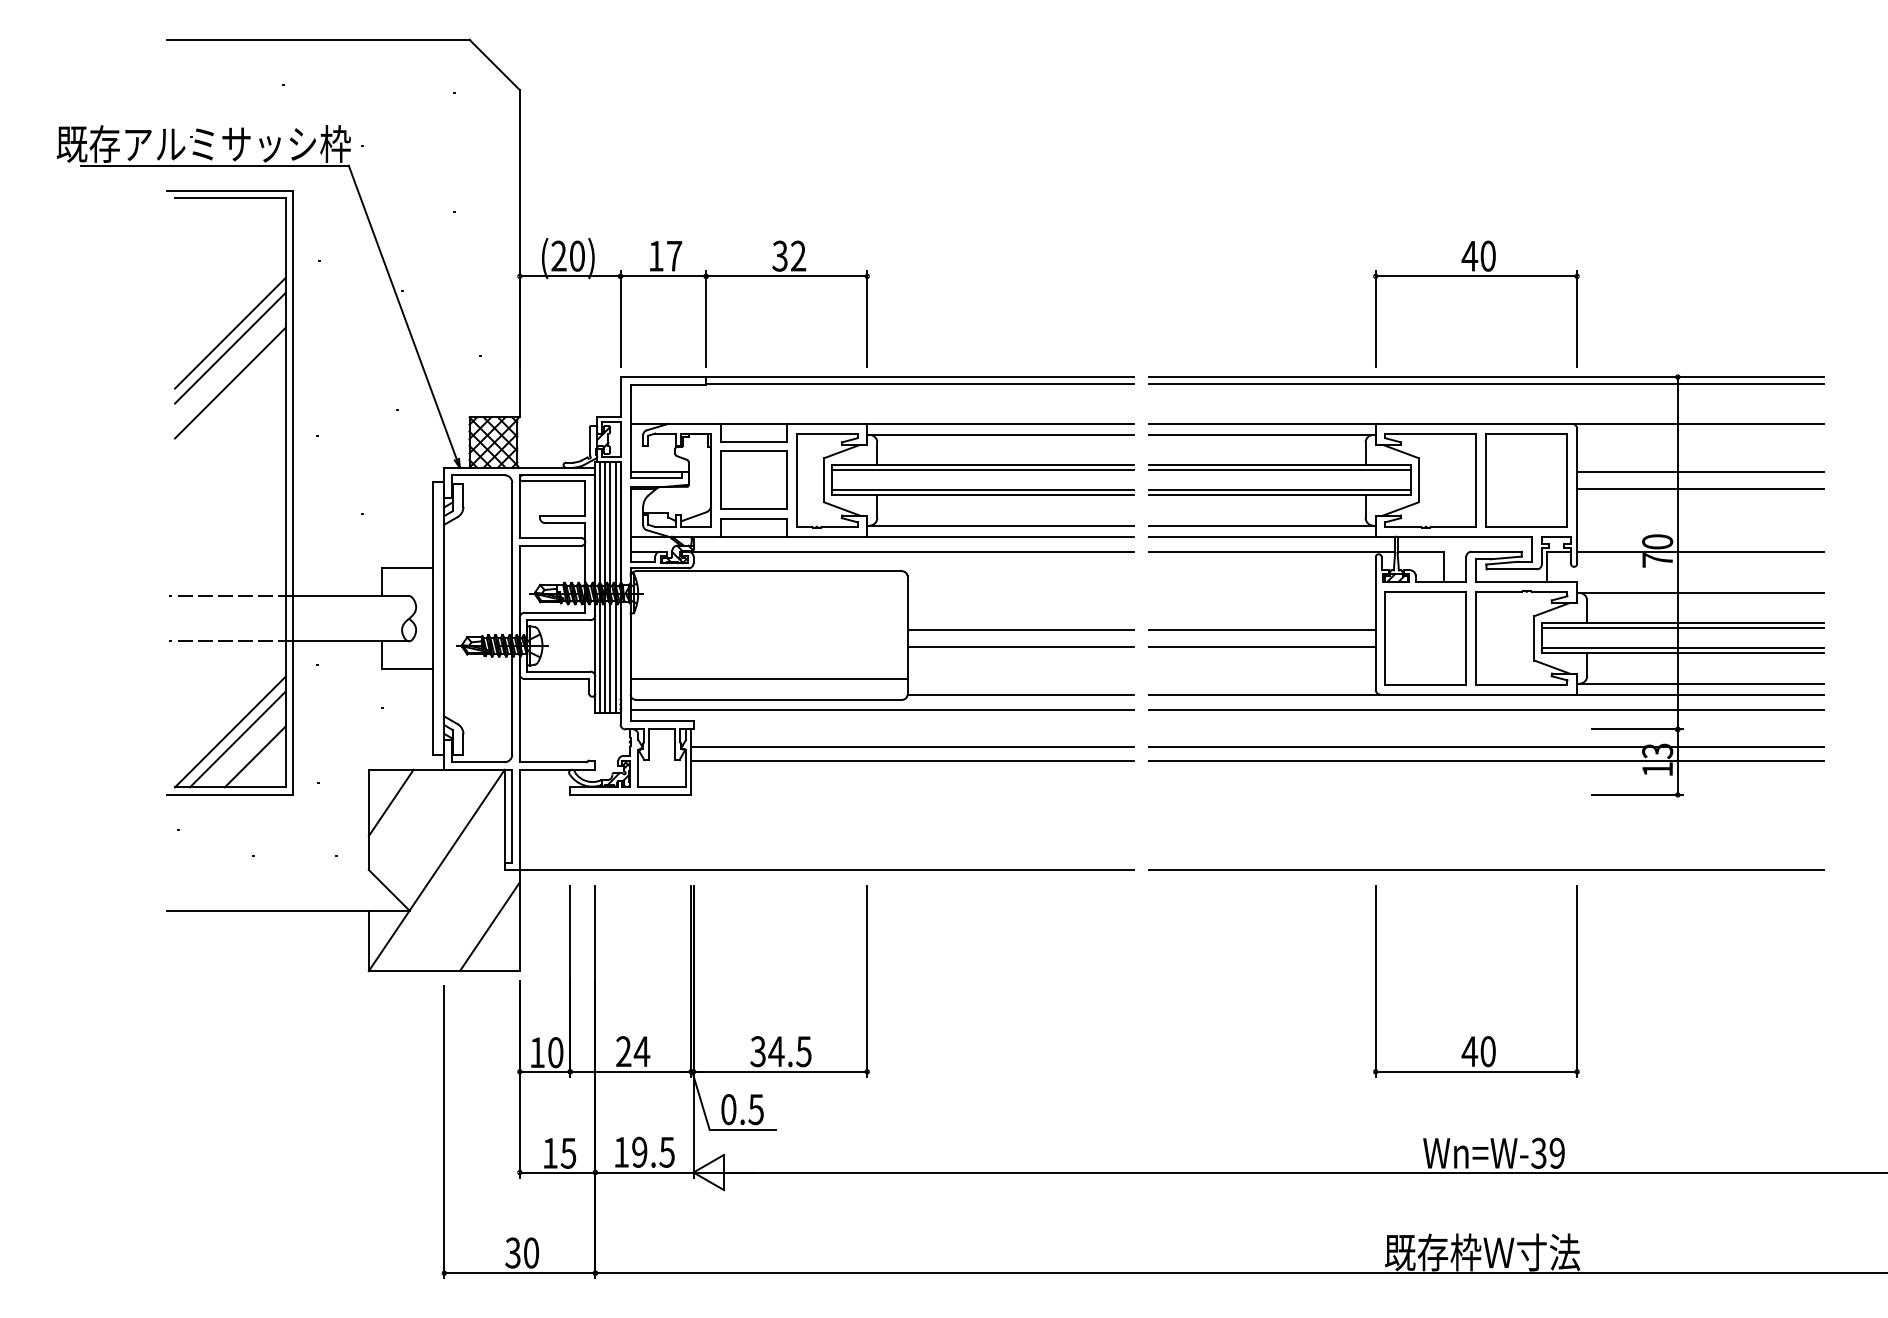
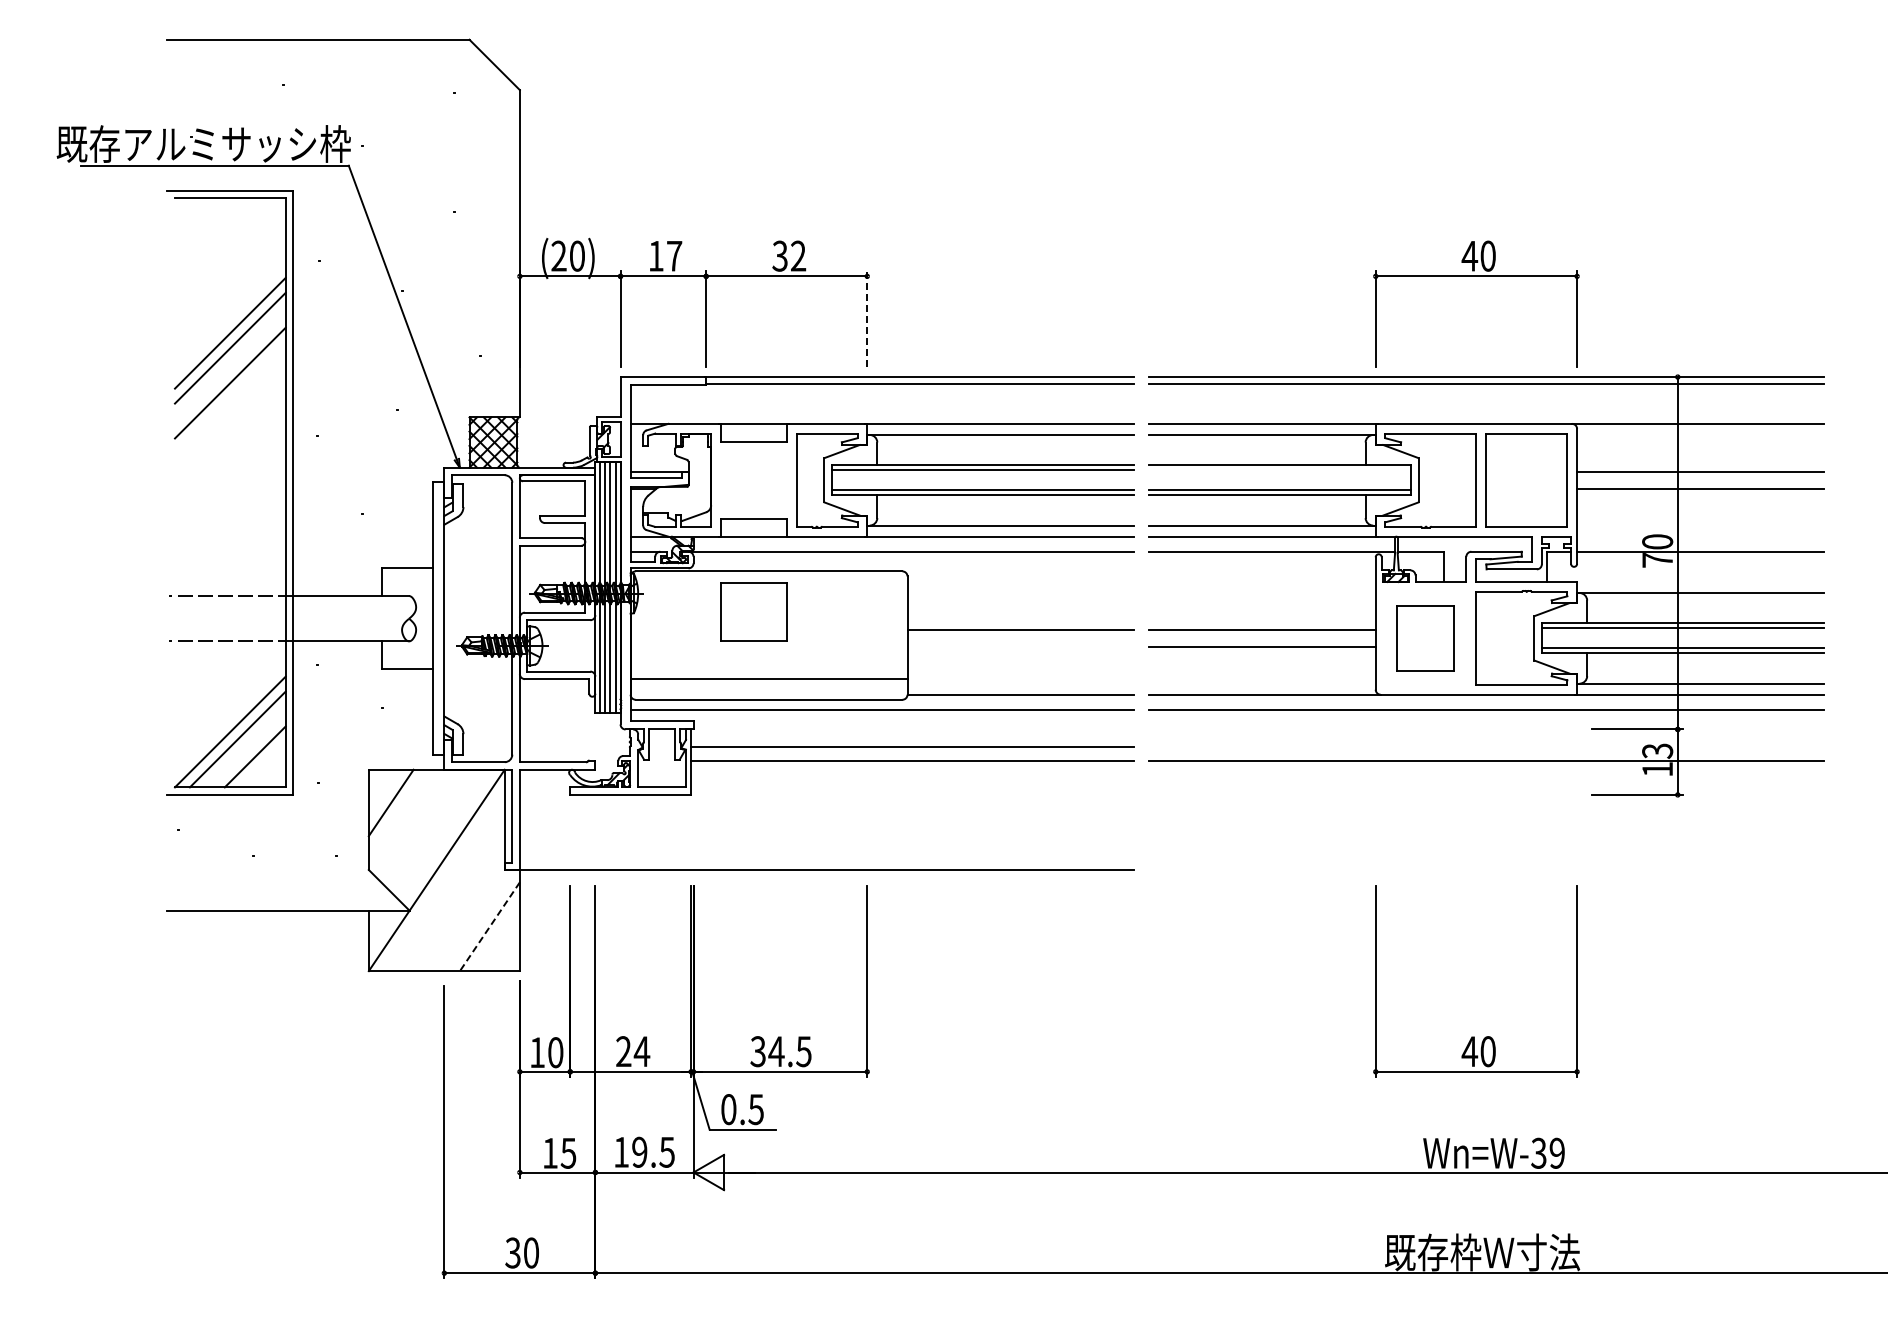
line: solid -> dashed (867, 319)
line: present -> none (1279, 470)
part position: (753, 479) -> (753, 611) (753, 611)
part size: 83x95 px -> 59x67 px (1425, 638)
line: present -> none (1020, 646)
line: present -> none (1486, 747)
line: present -> none (1486, 869)
line: solid -> dashed (489, 926)
